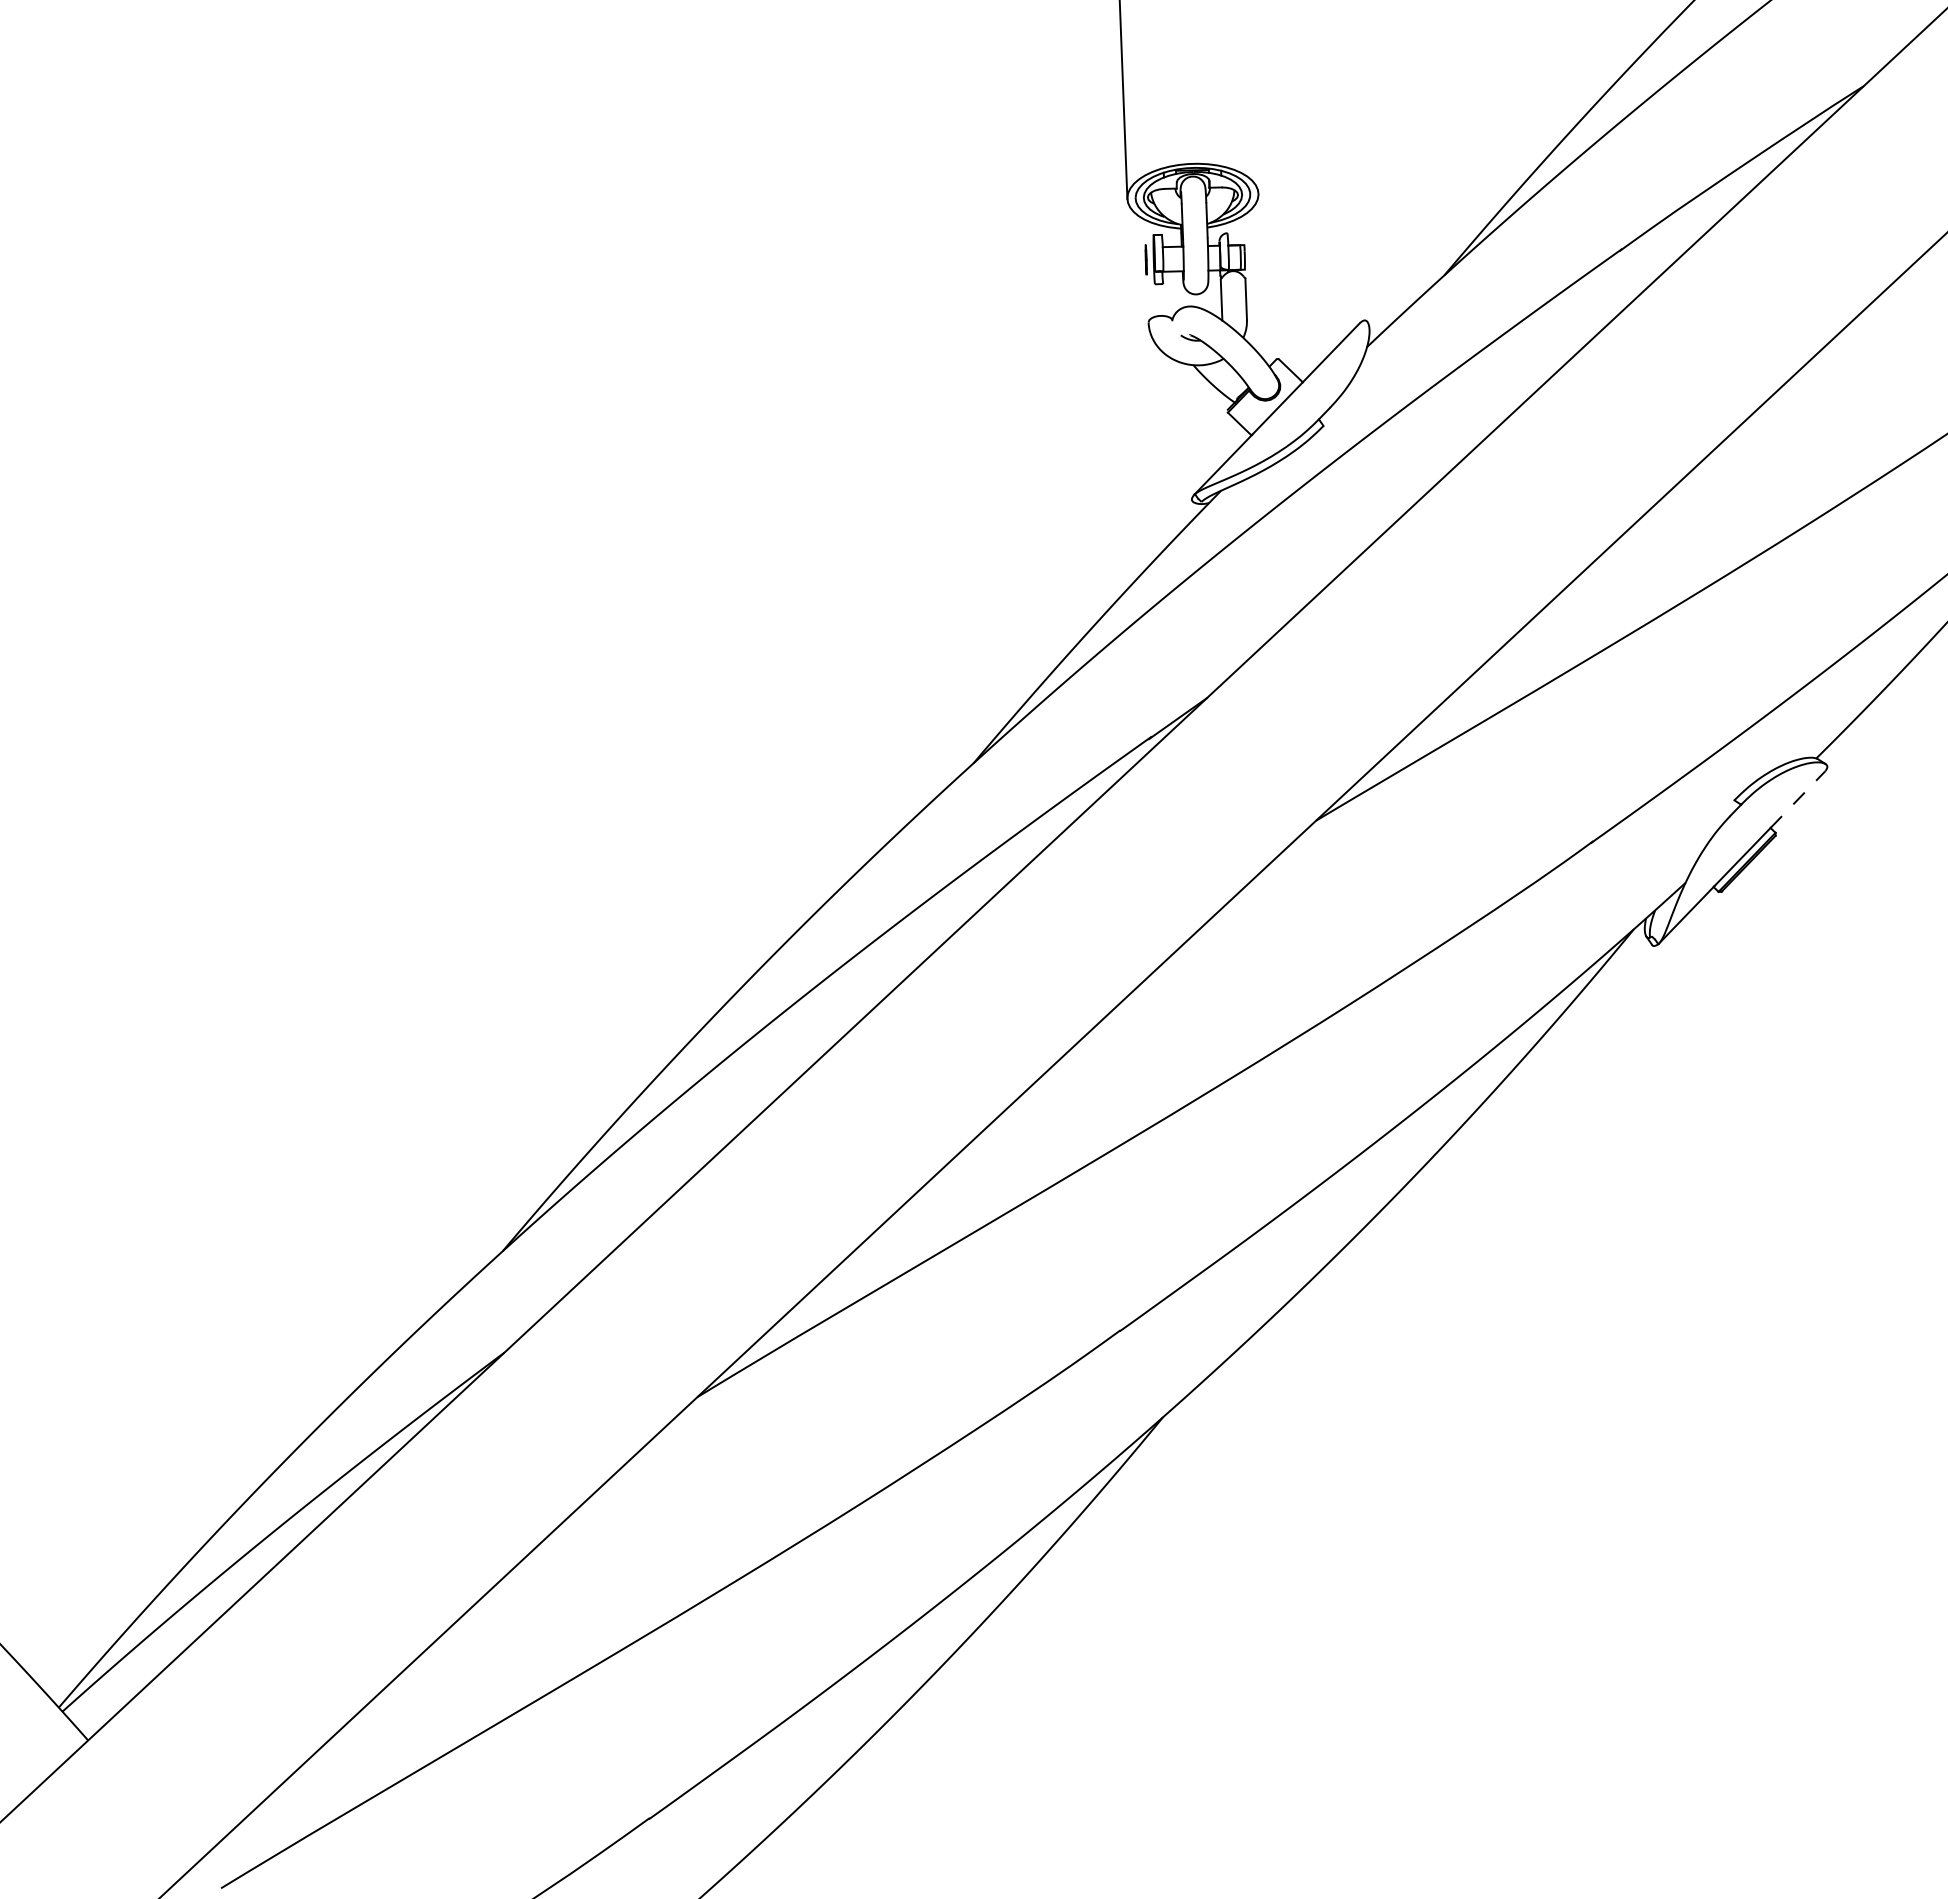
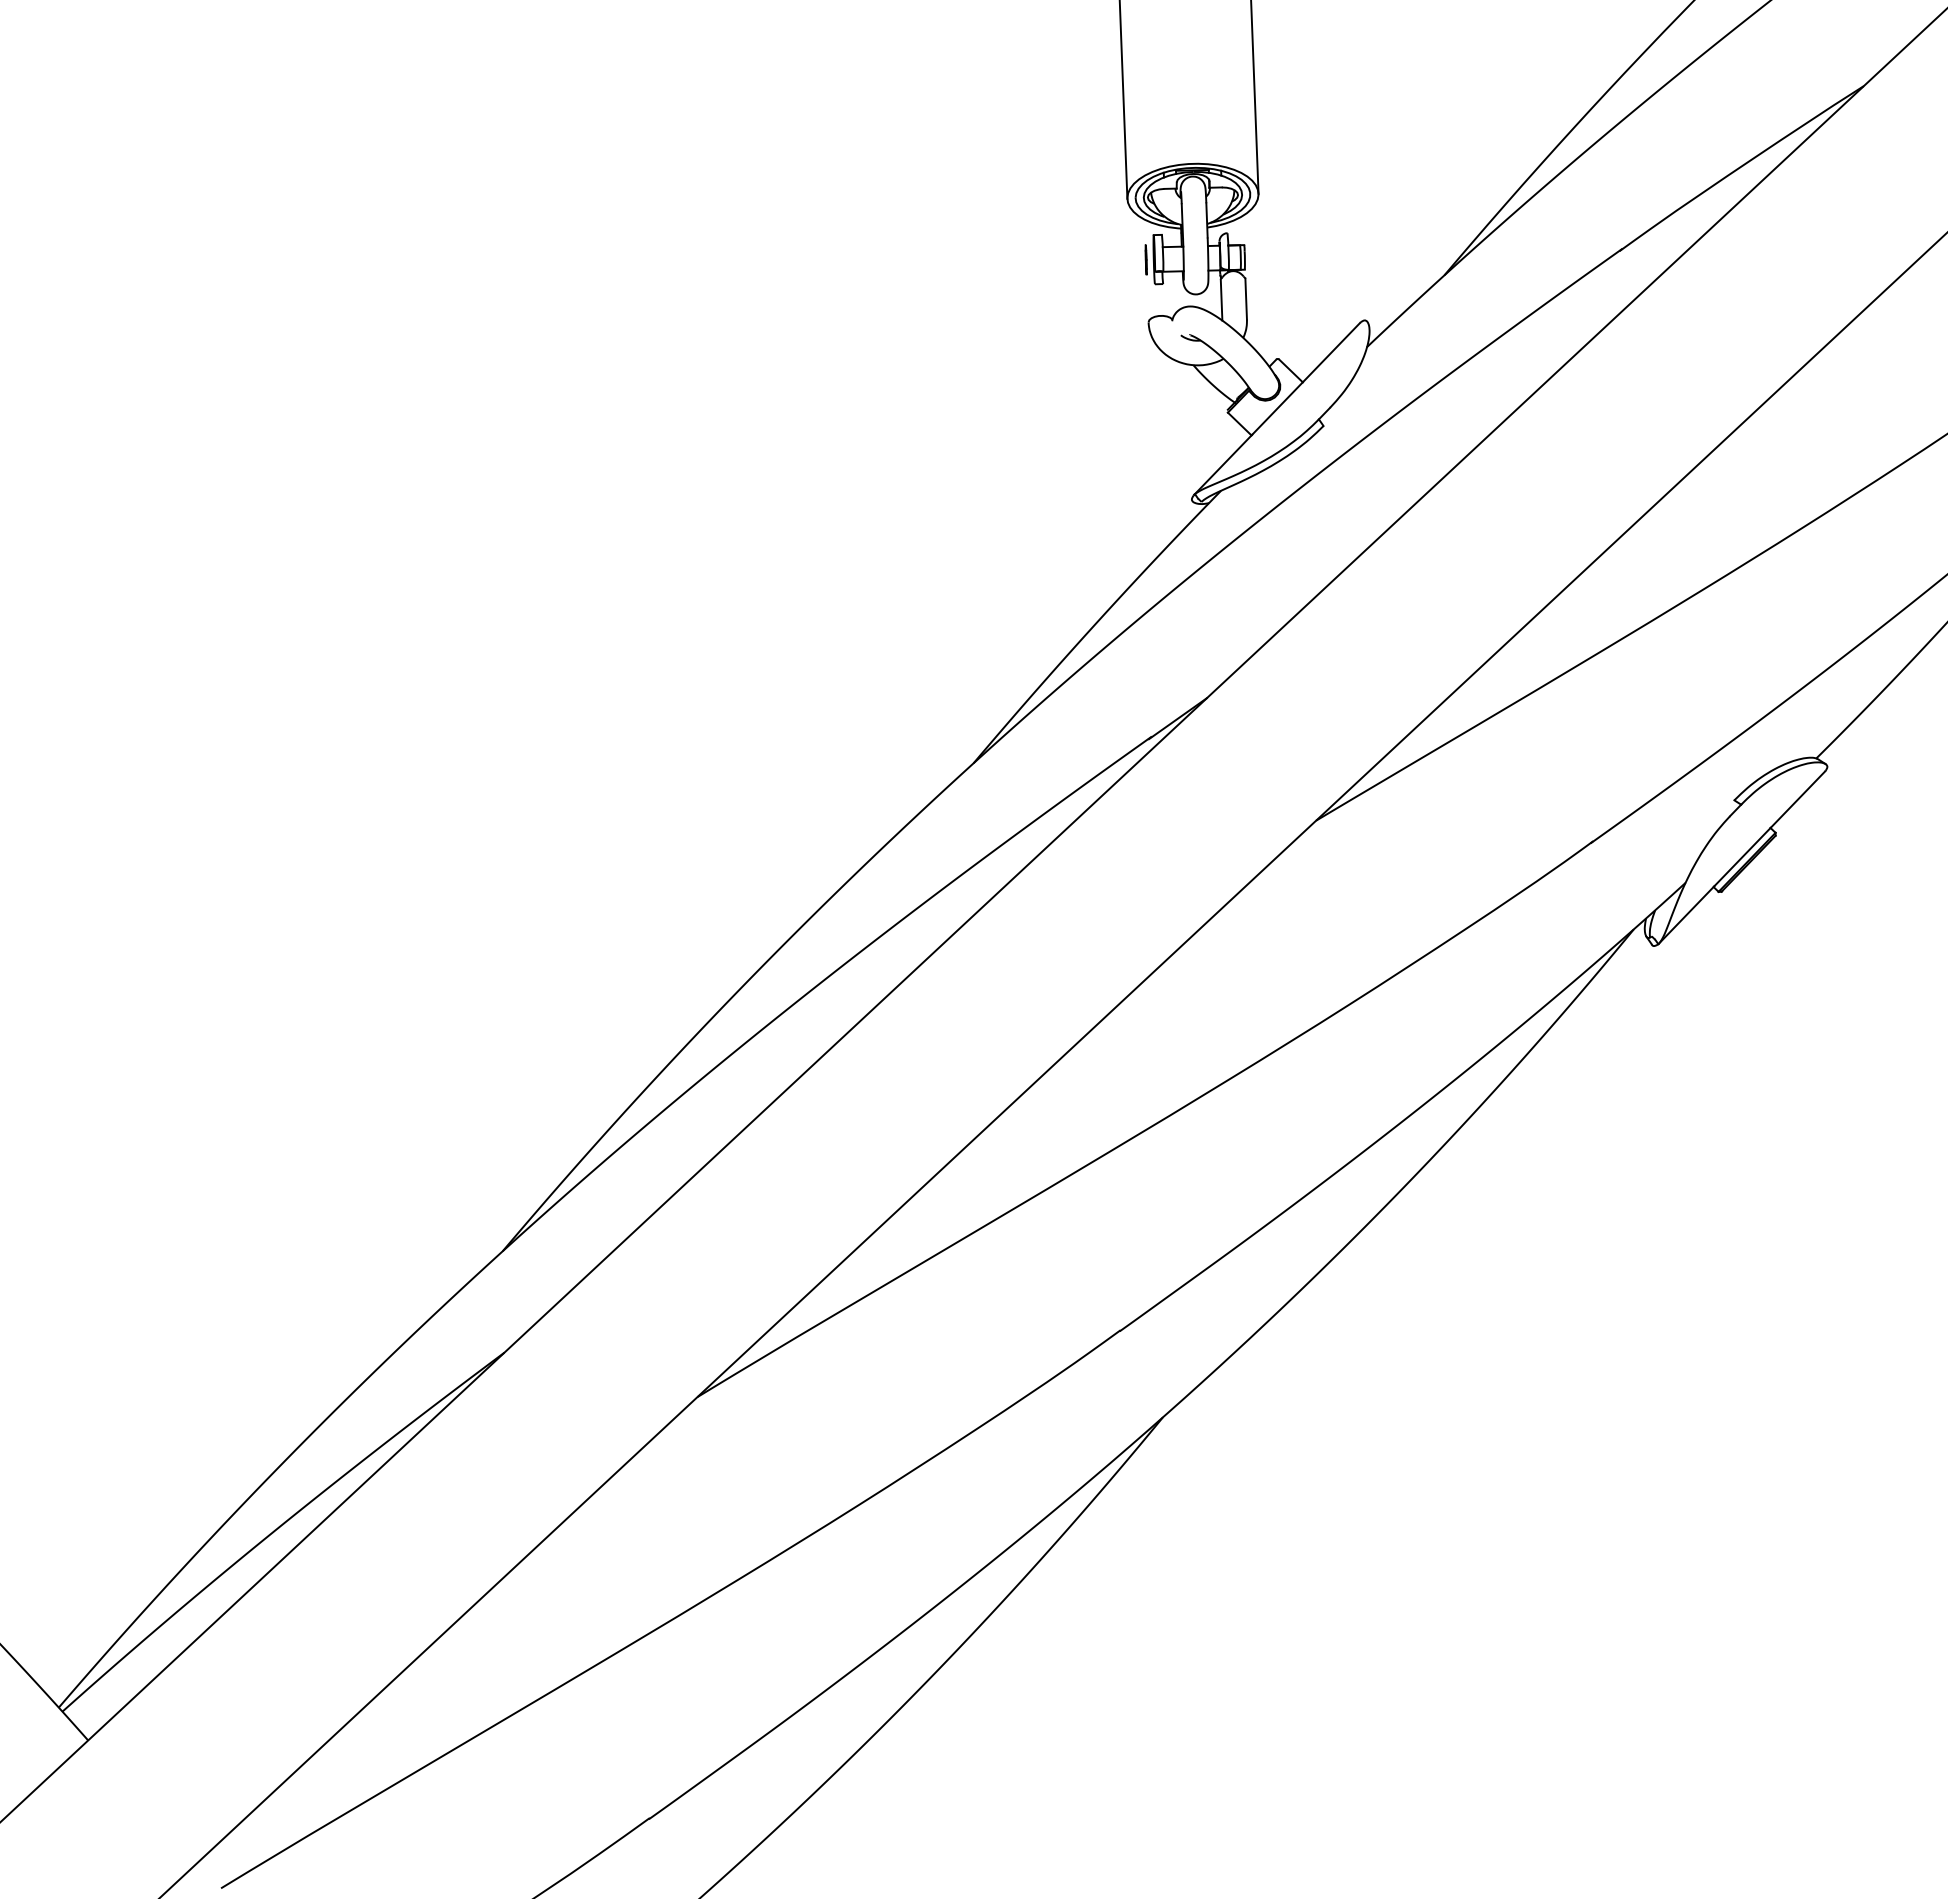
line: none -> present (1254, 97)
line: dashed -> solid (1798, 799)
